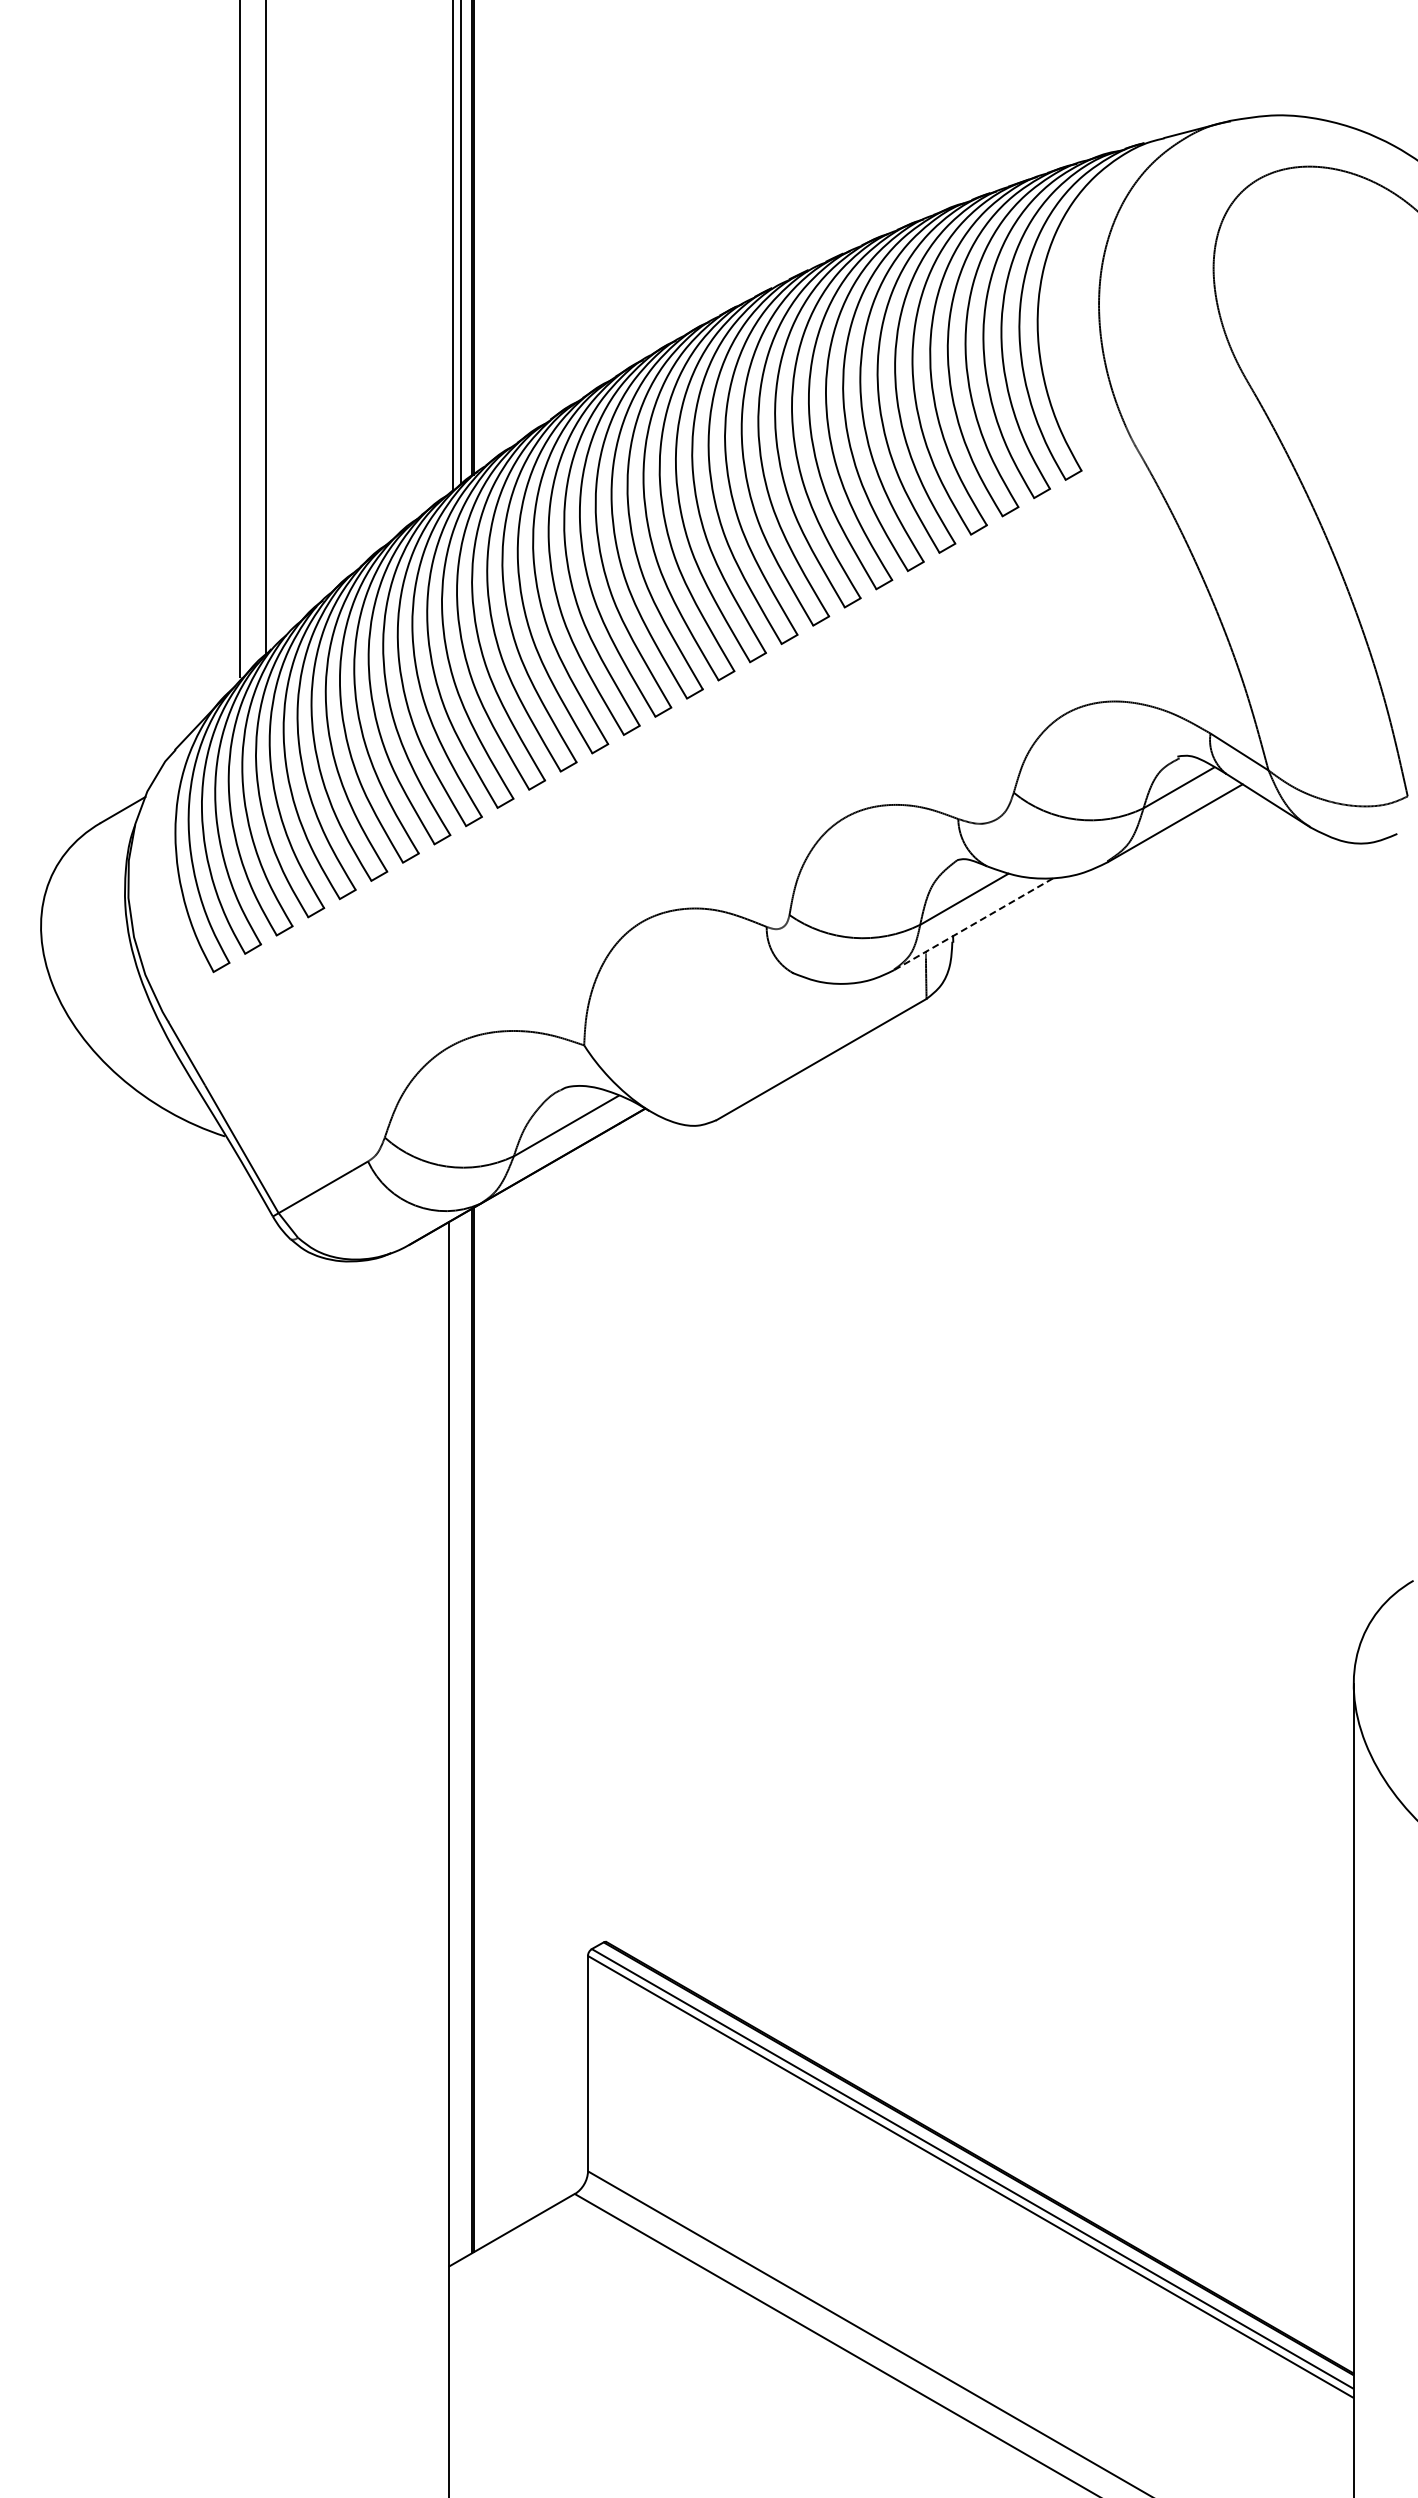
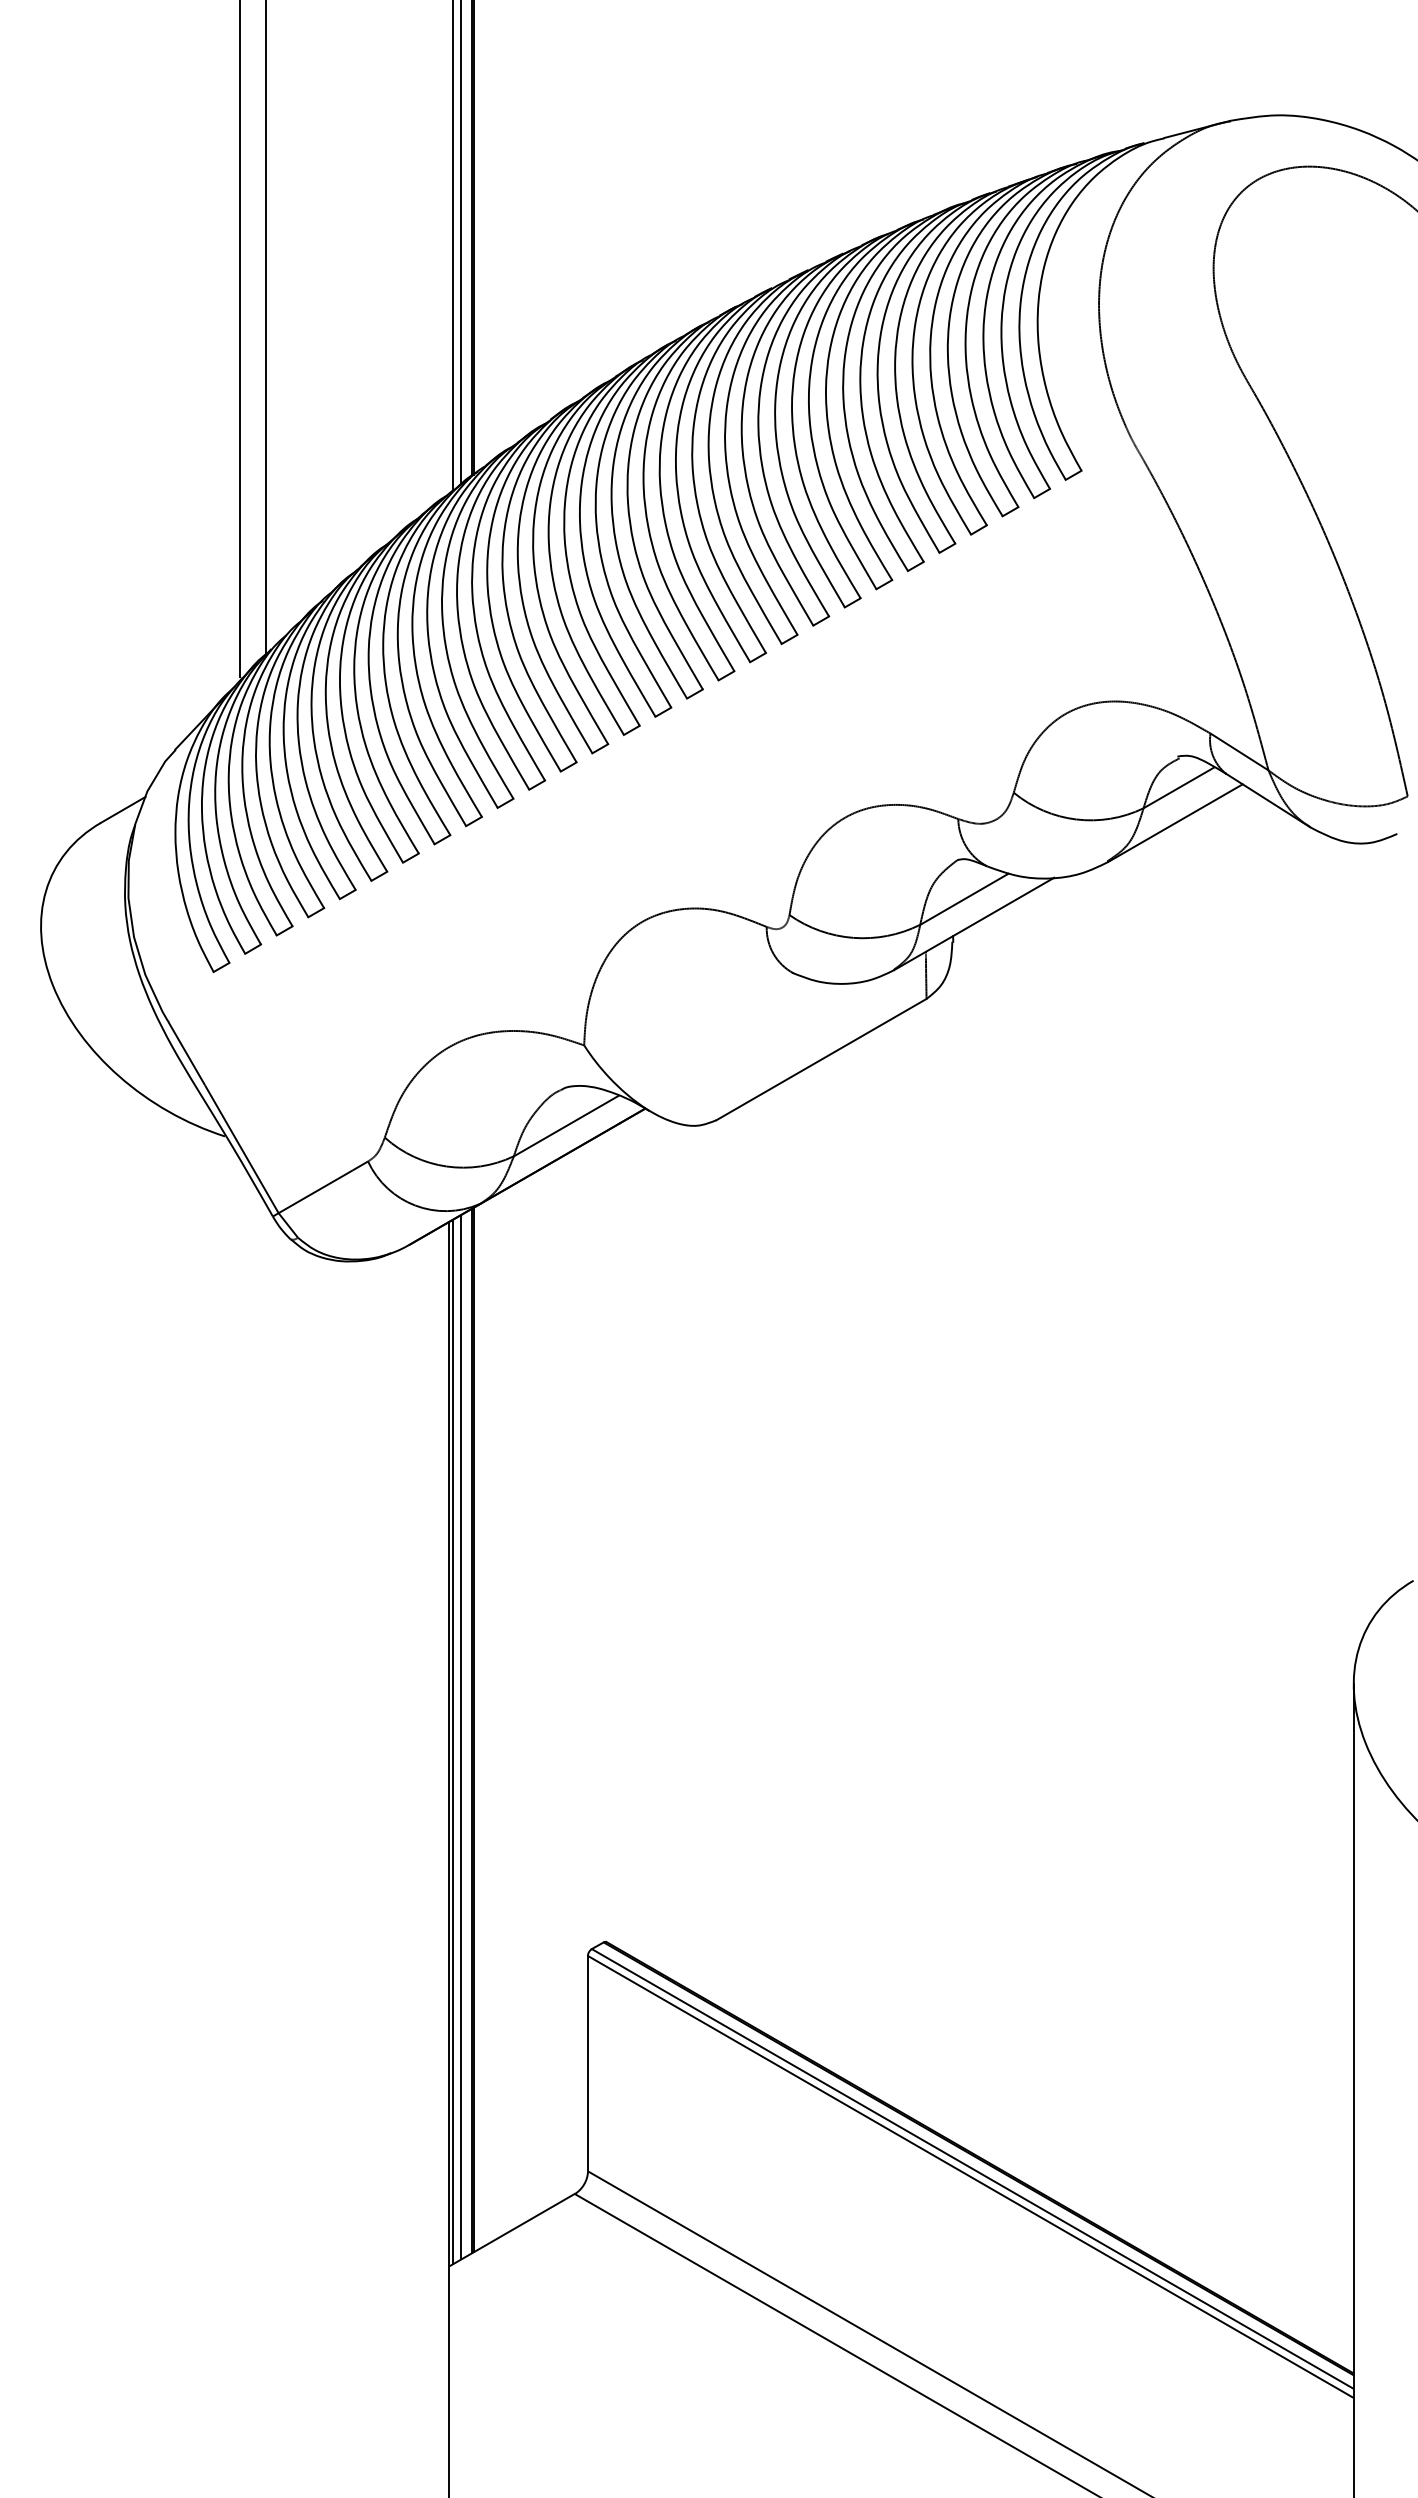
line: dashed -> solid (974, 923)
line: none -> present (460, 1737)
line: none -> present (452, 1741)
